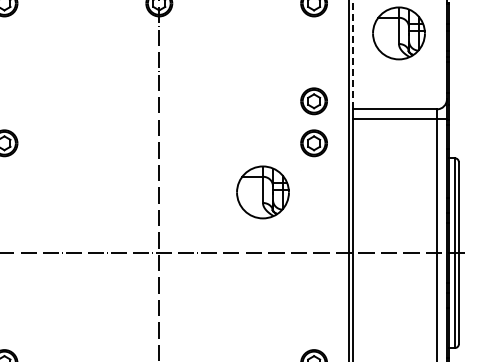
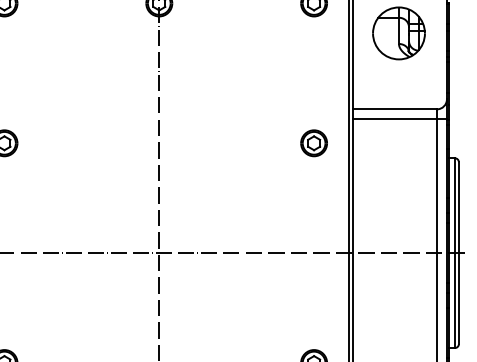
line: dashed -> solid (353, 54)
part: present -> none (313, 101)
part: present -> none (262, 192)
